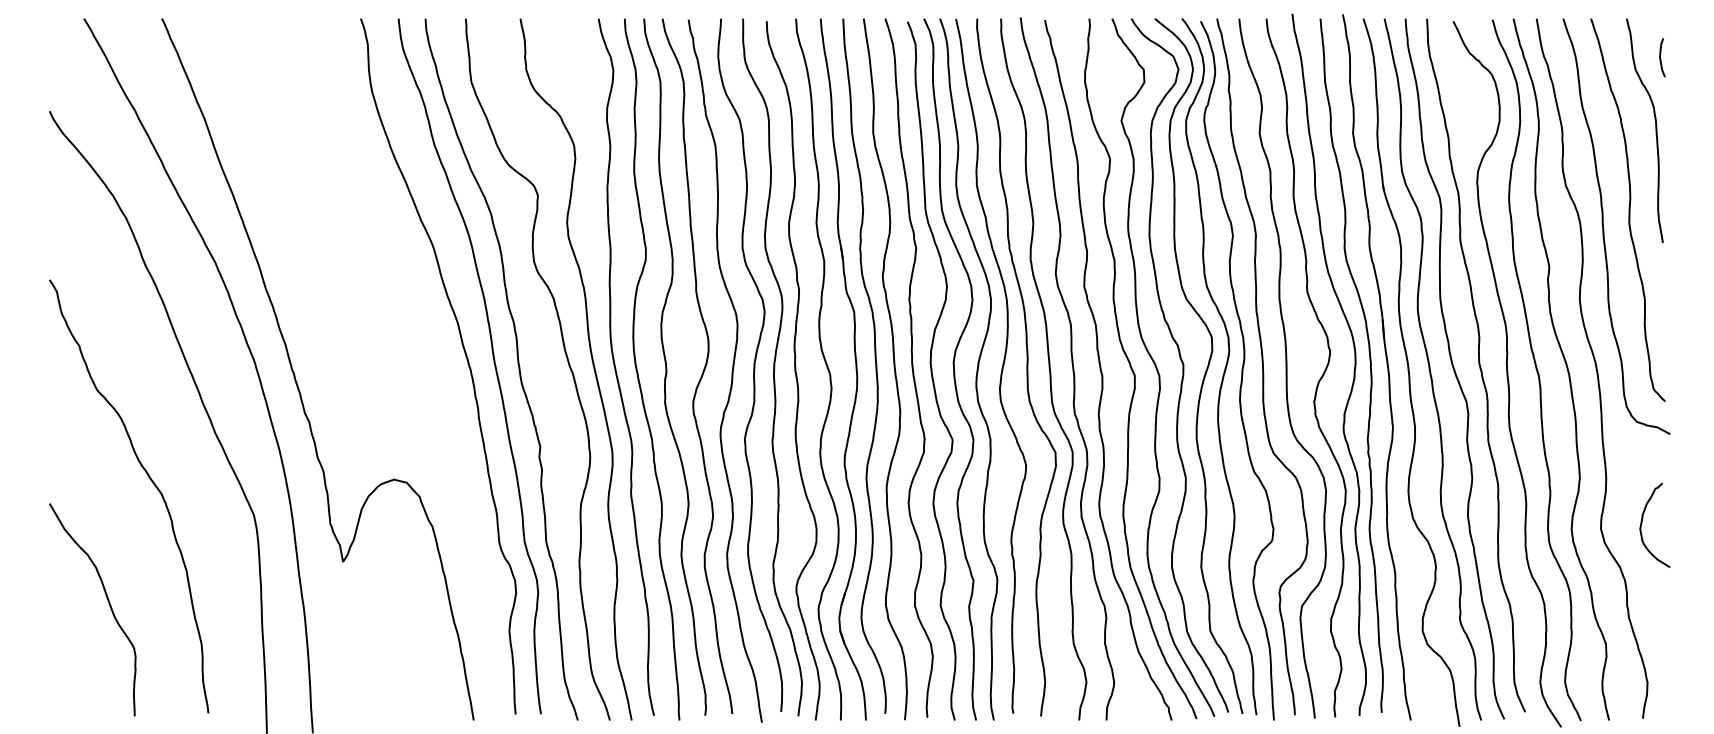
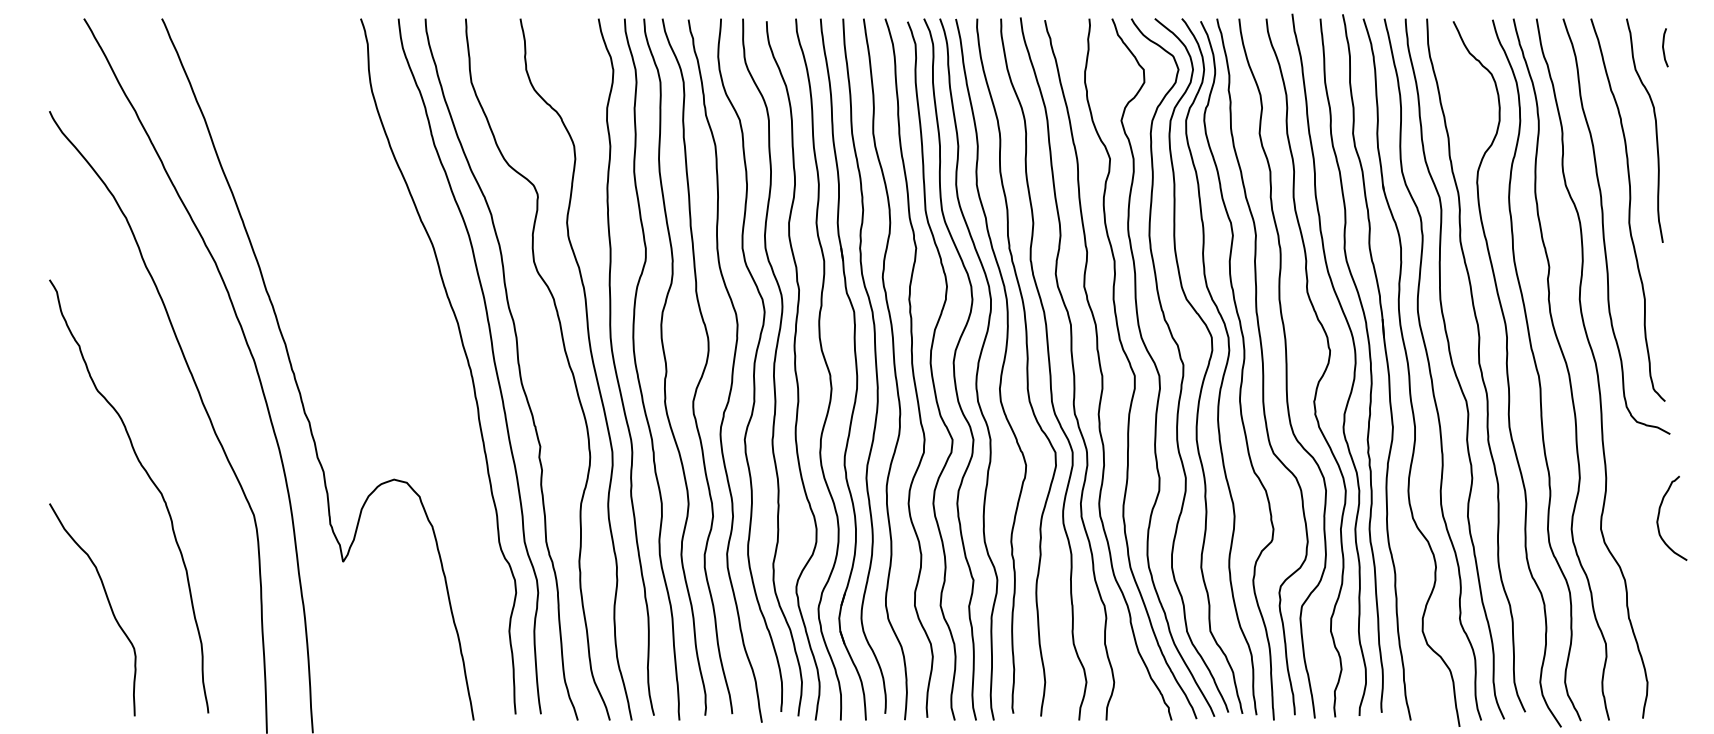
curve position: (1661, 58) -> (1664, 48) (1664, 48)
curve position: (1642, 524) -> (1659, 517) (1659, 517)
